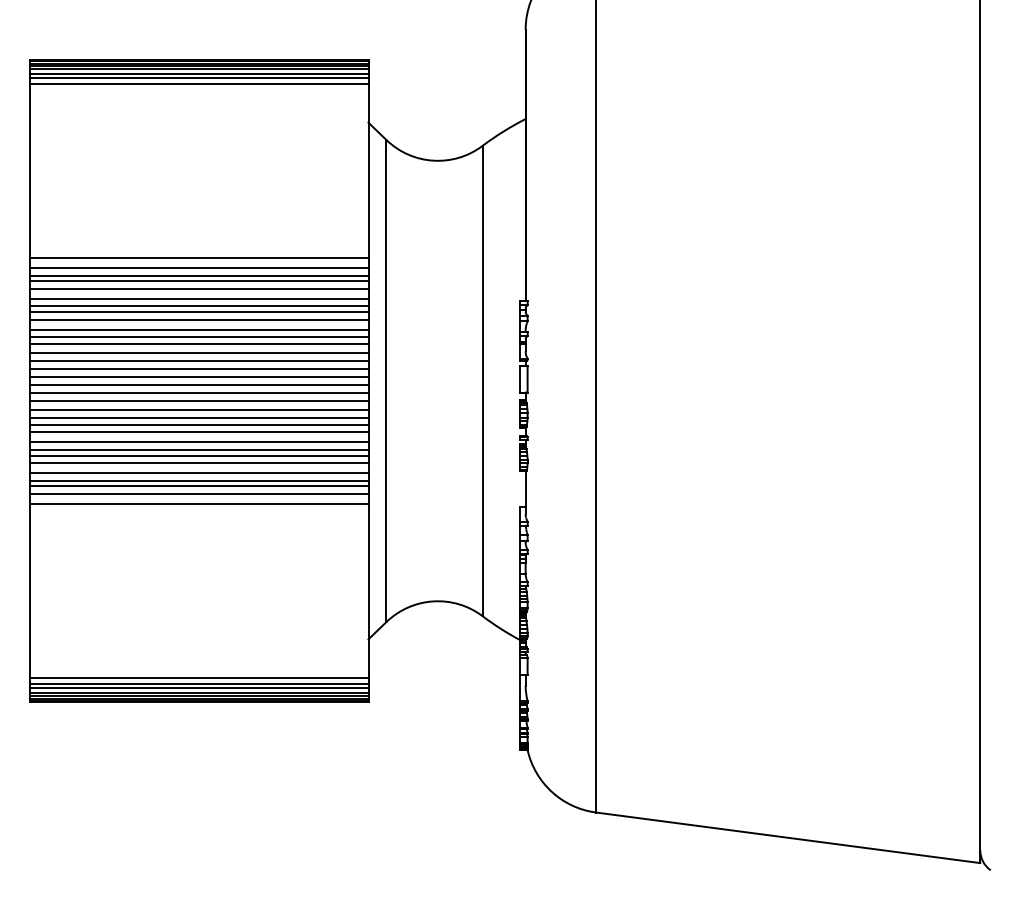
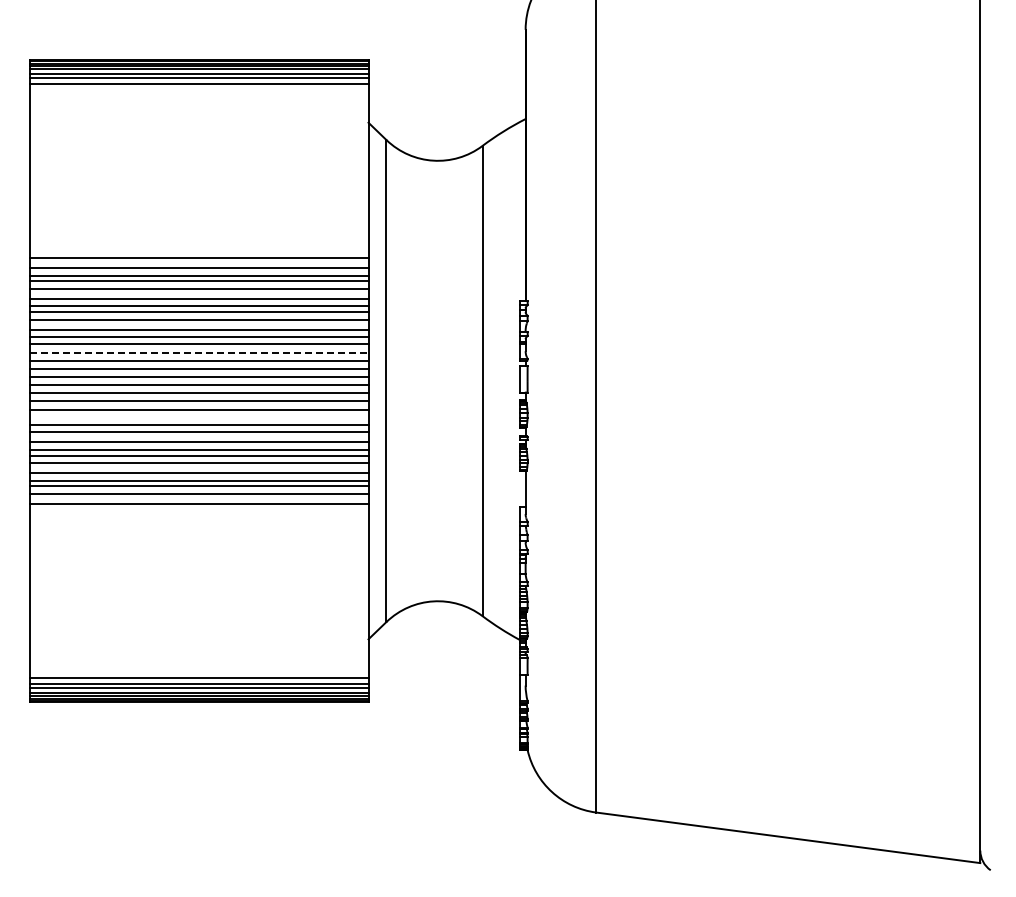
line: solid -> dashed (199, 352)
line: present -> none (199, 417)
